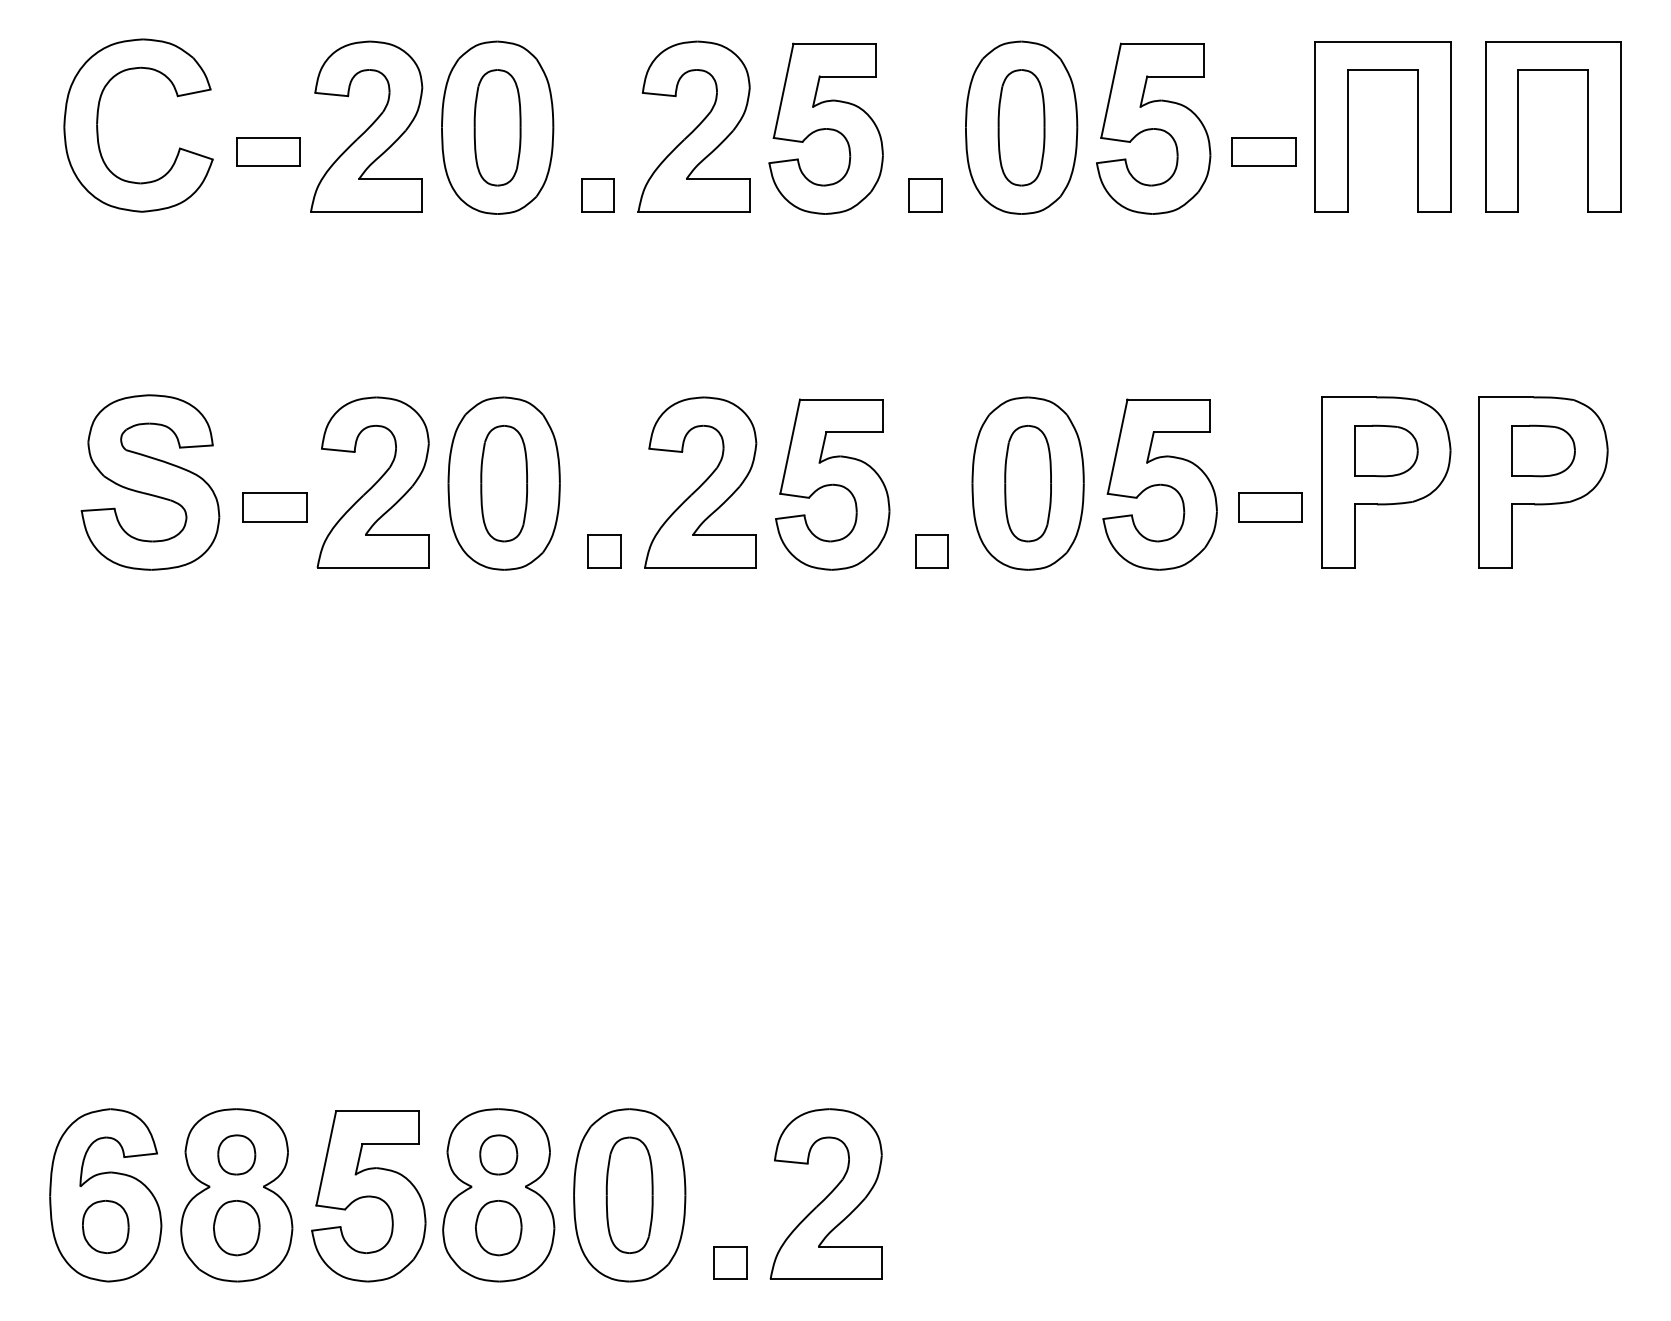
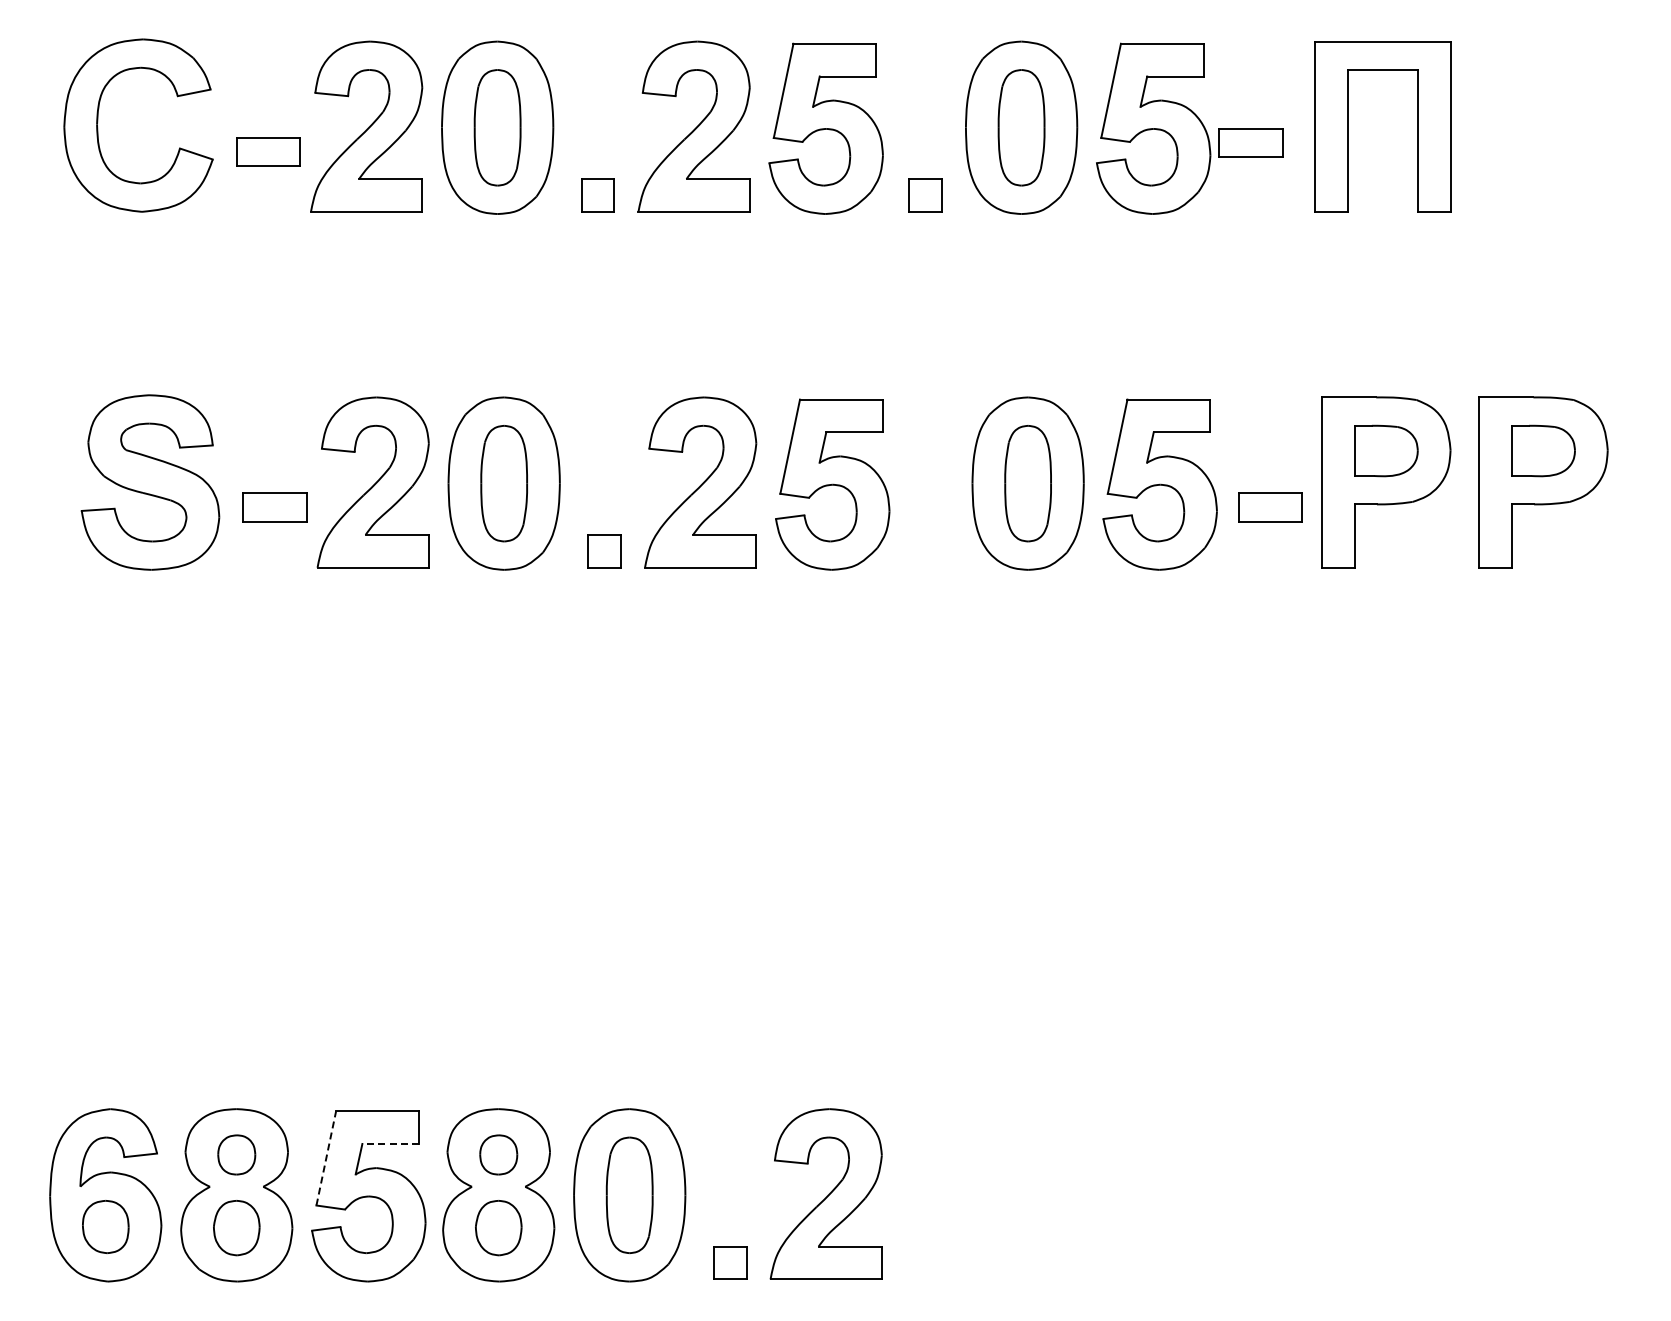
part: present -> none (1587, 126)
part position: (1263, 151) -> (1250, 142) (1250, 142)
part: present -> none (931, 551)
line: solid -> dashed (390, 1144)
line: solid -> dashed (326, 1157)
